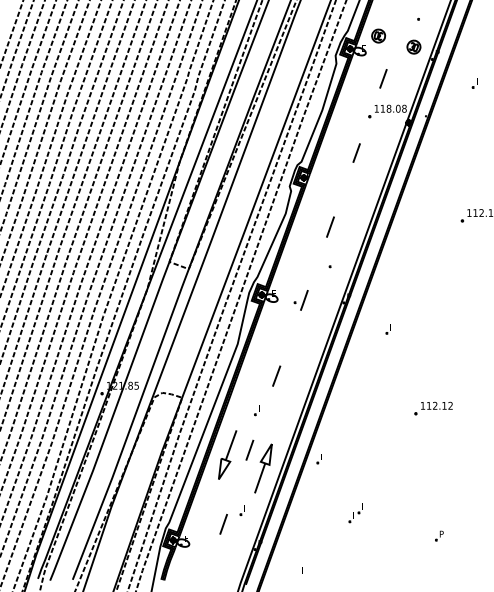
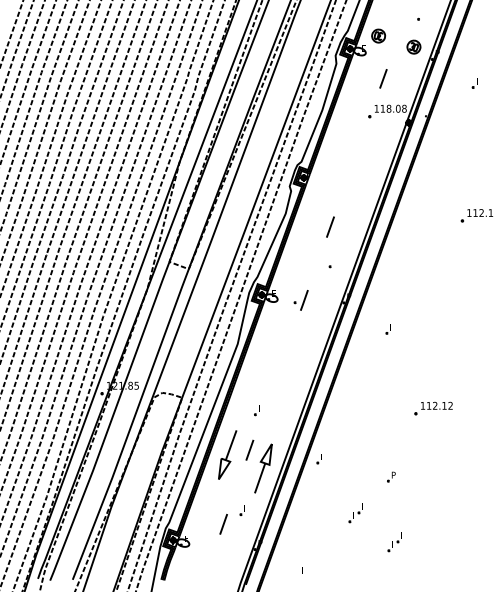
line: present -> none (356, 152)
line: present -> none (276, 375)
part position: (439, 535) -> (391, 476) (391, 476)
part: none -> present (394, 542)
